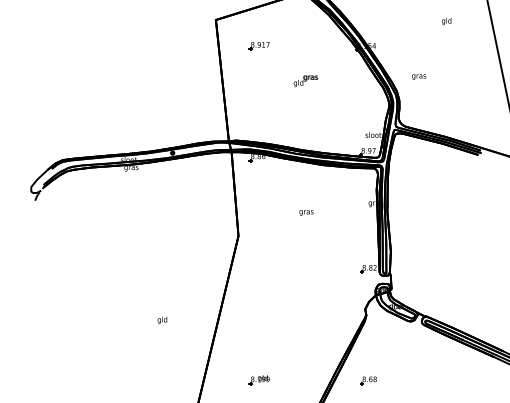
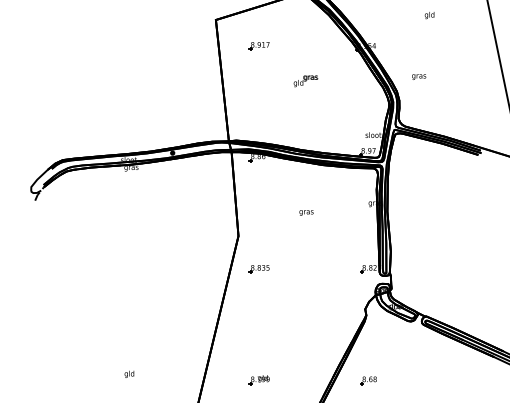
text position: (446, 21) -> (429, 15) (429, 15)
part: none -> present (258, 269)
text position: (162, 319) -> (129, 373) (129, 373)
